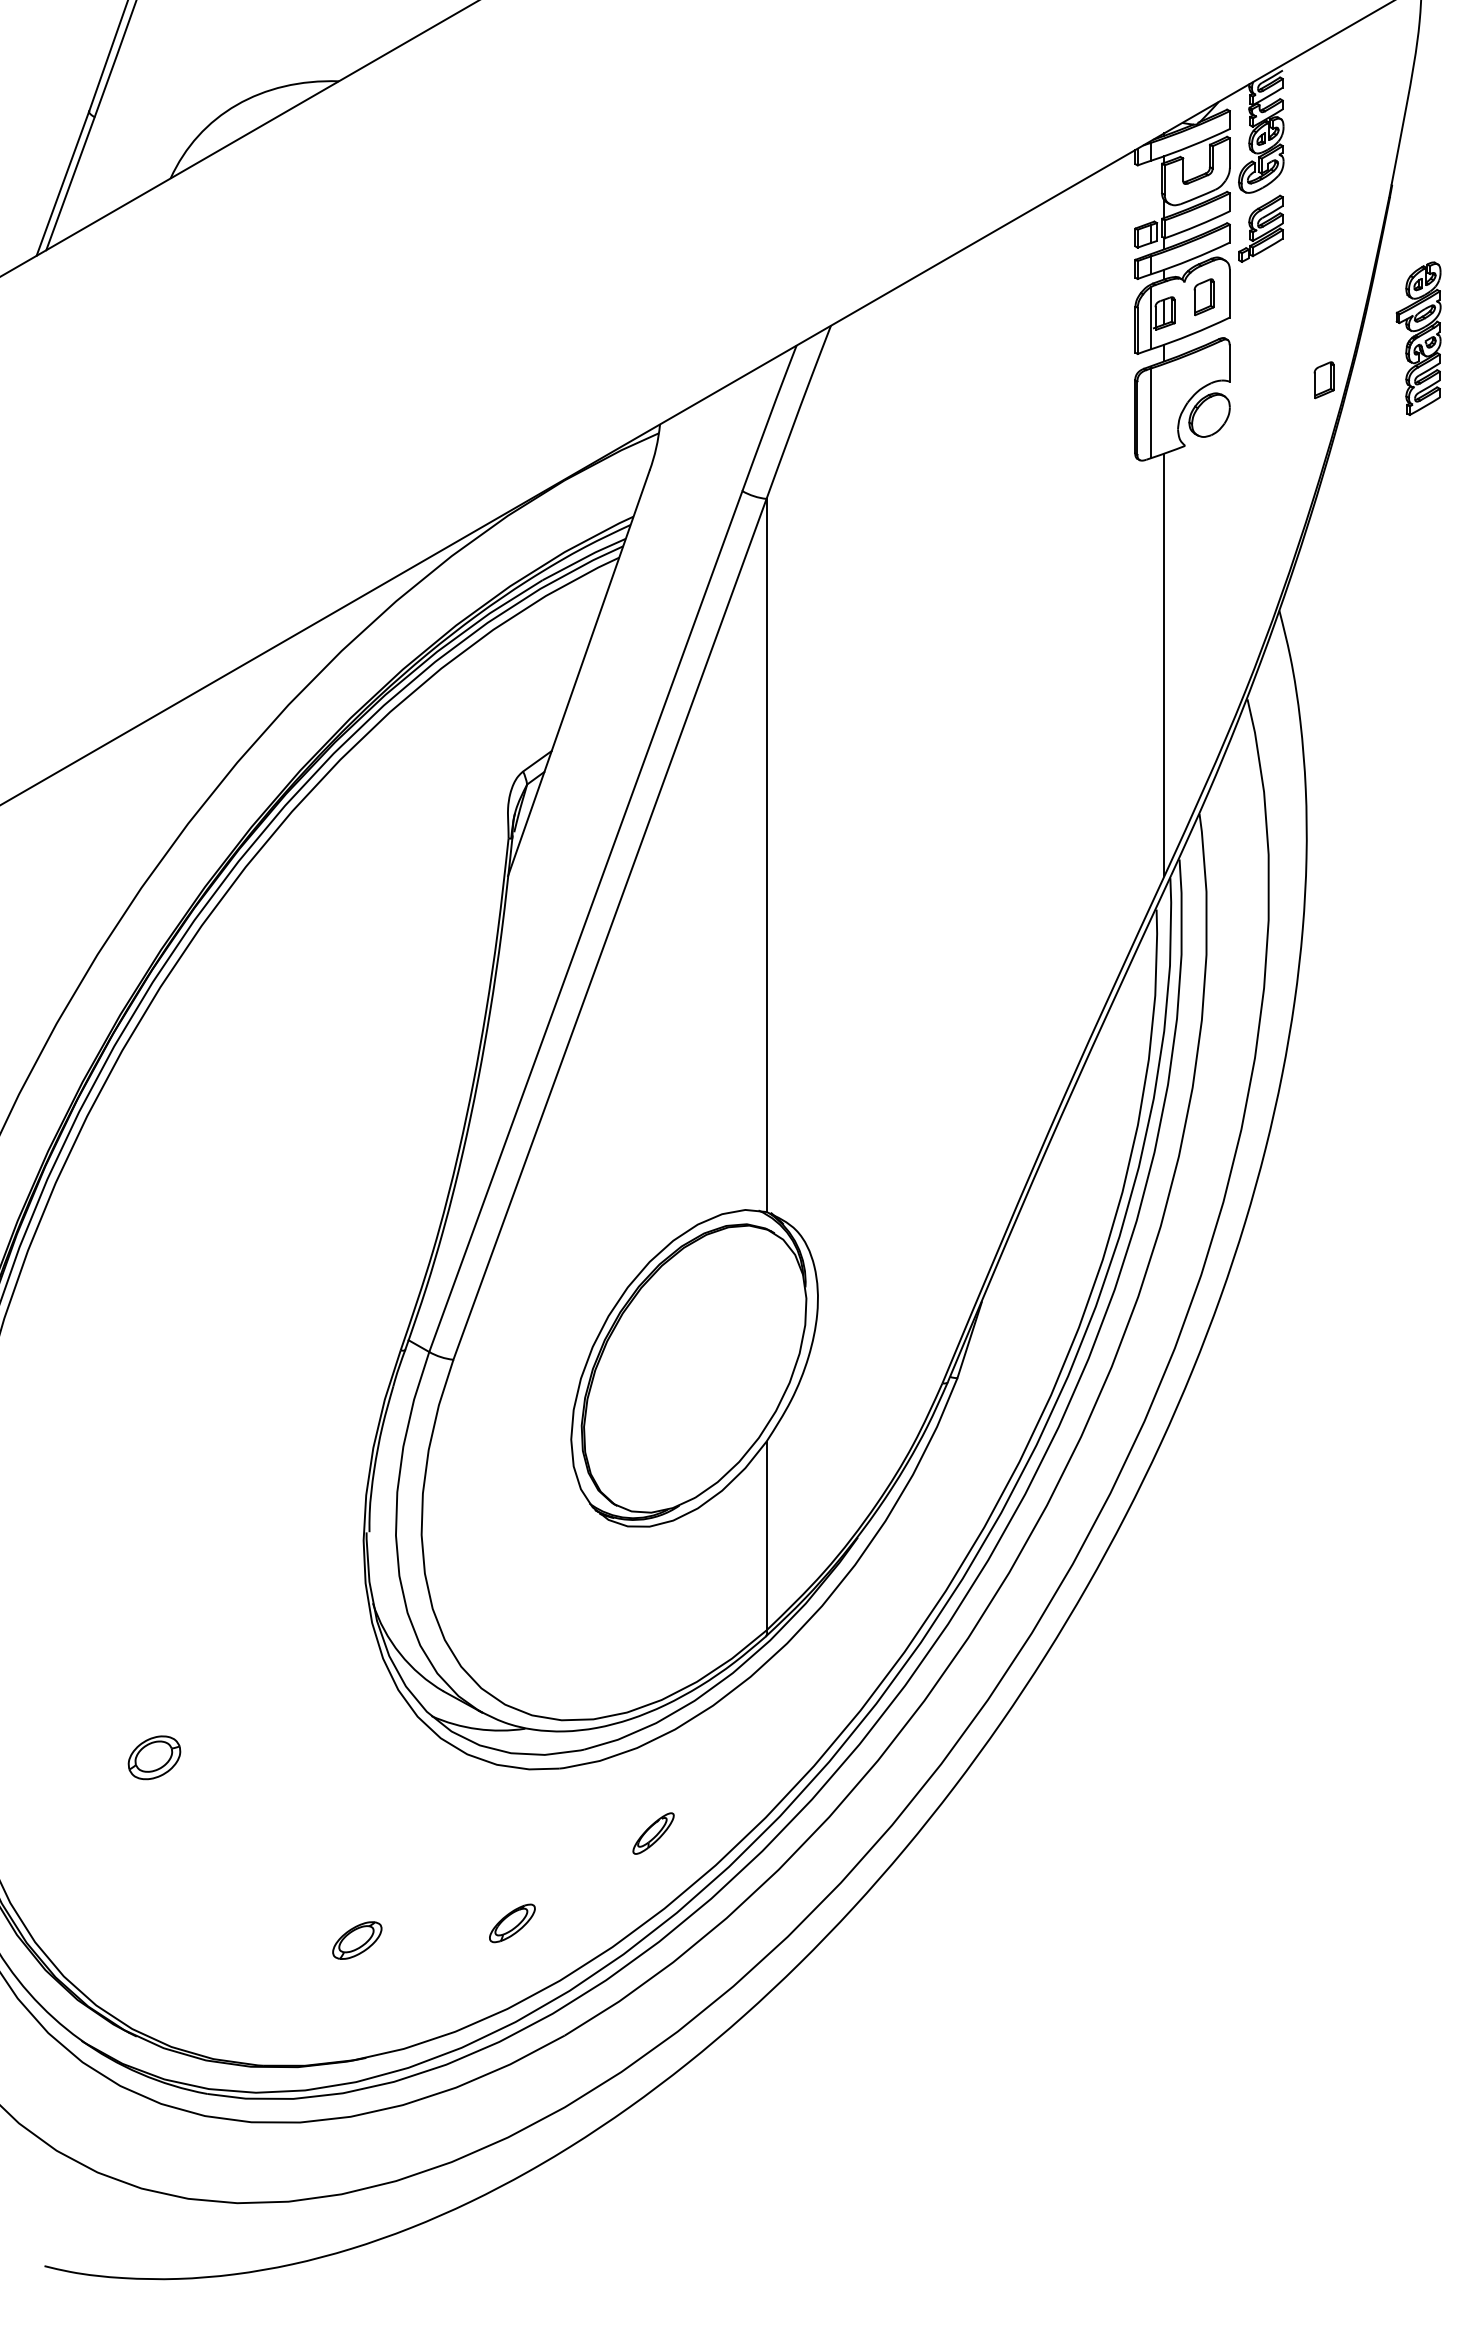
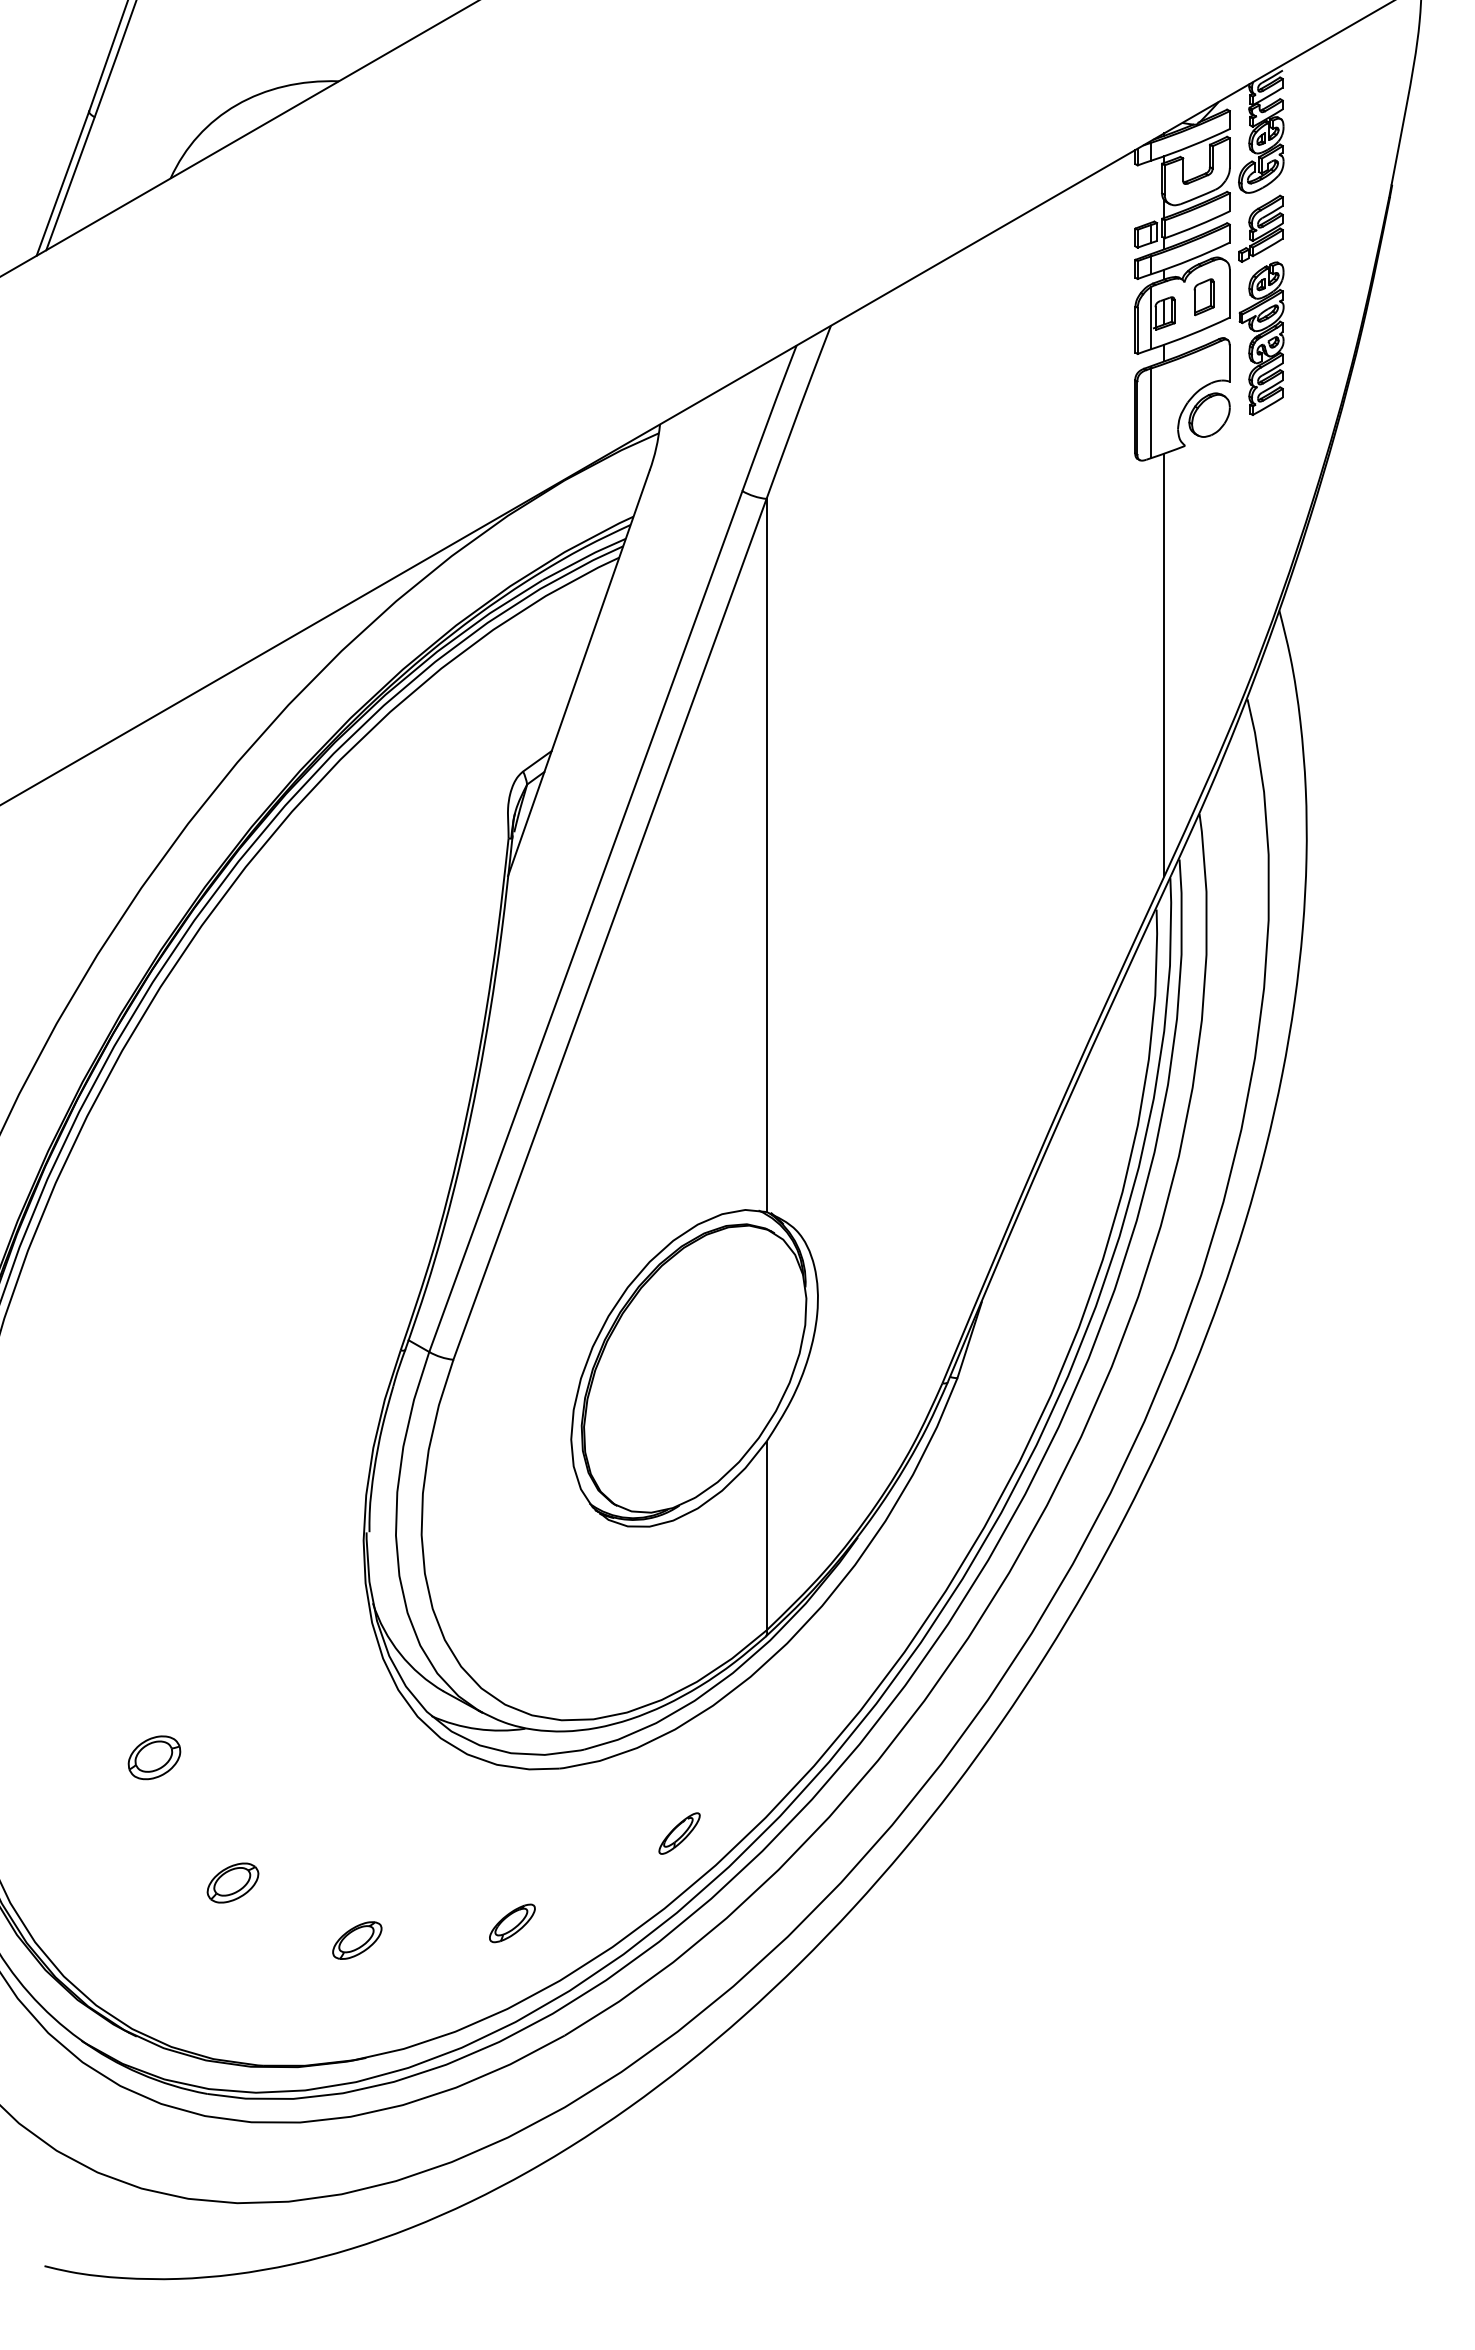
part position: (1418, 338) -> (1261, 338) (1261, 338)
part: present -> none (1323, 380)
part position: (653, 1833) -> (679, 1833) (679, 1833)
part: none -> present (232, 1882)
